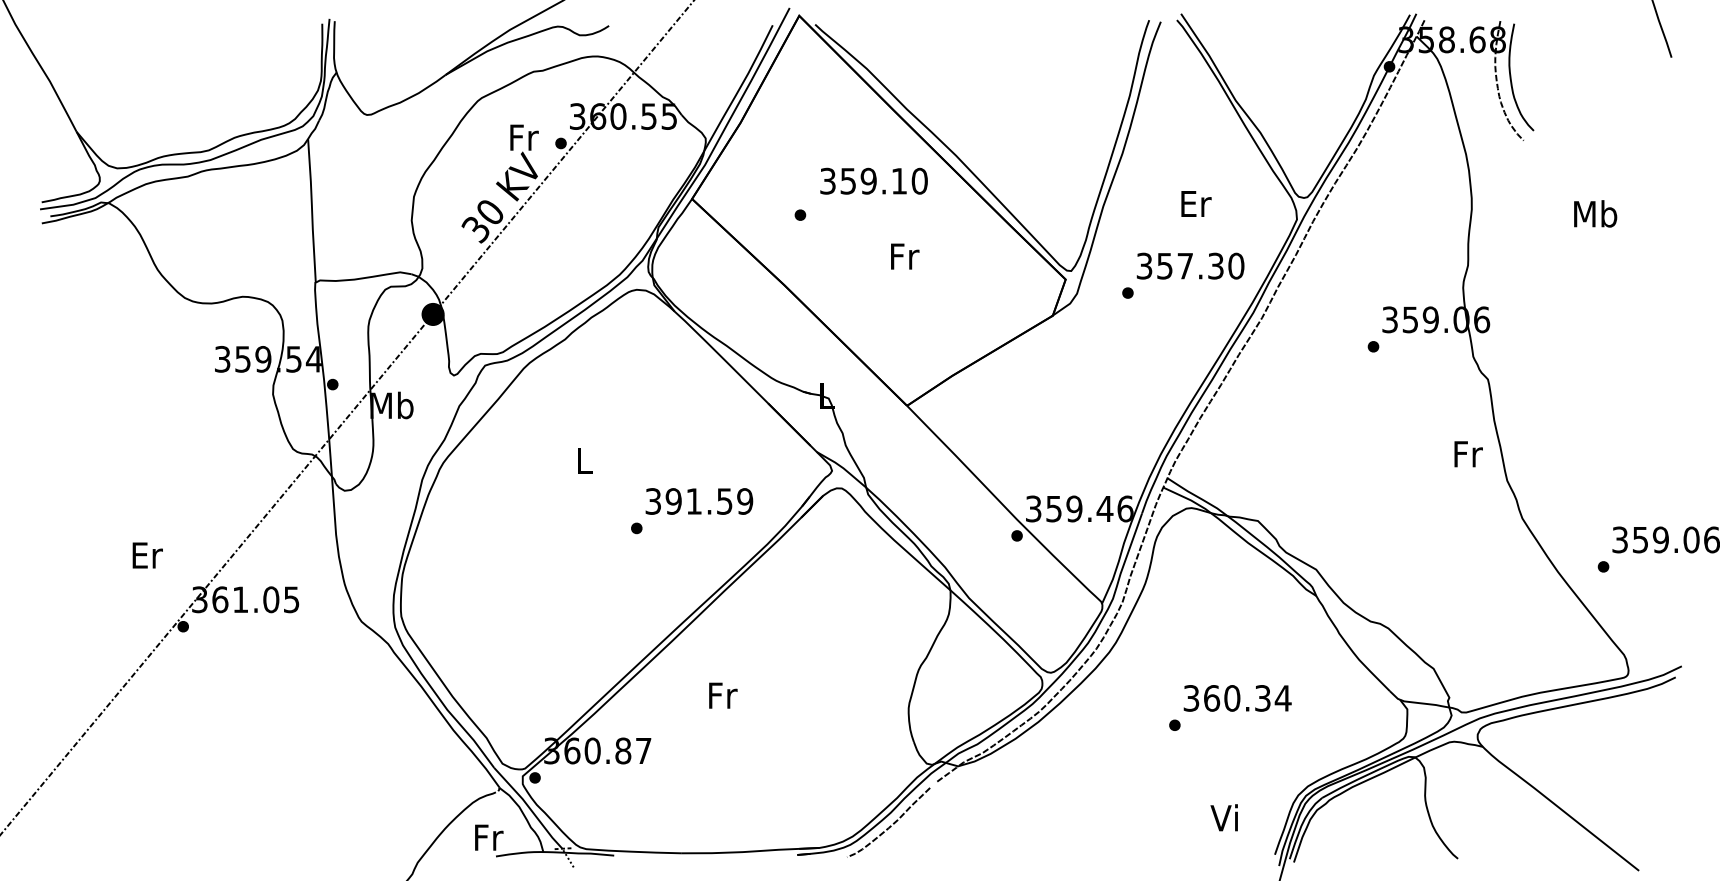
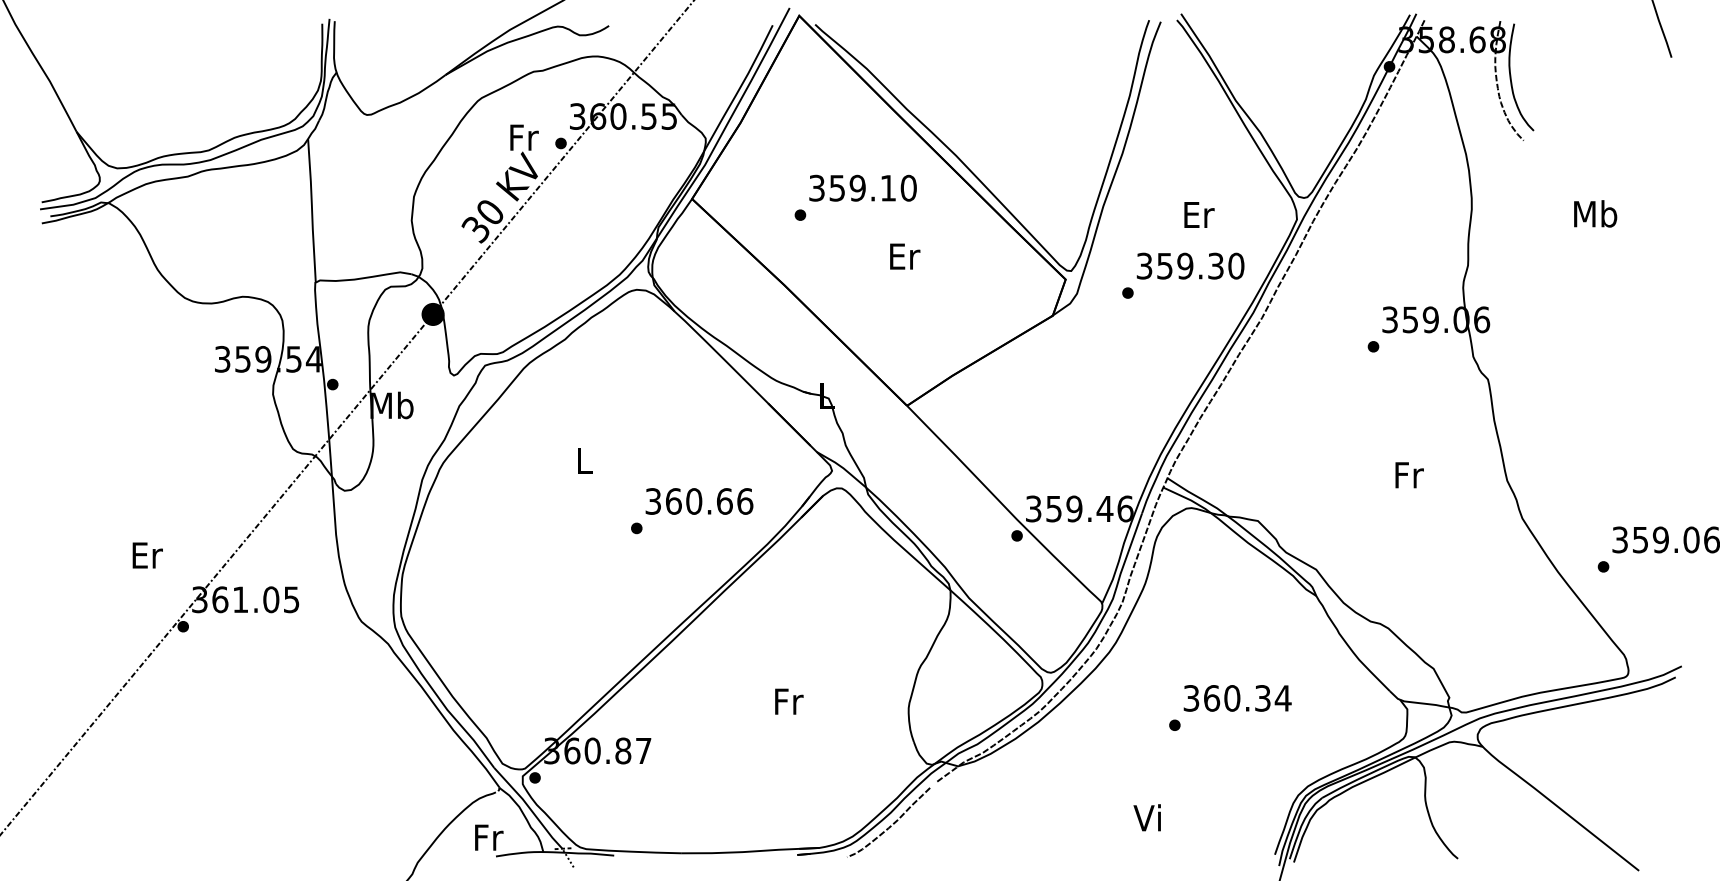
text position: (873, 180) -> (862, 187) (862, 187)
text position: (1196, 203) -> (1199, 214) (1199, 214)
text: Fr -> Er (905, 256)
text: 357.30 -> 359.30 (1185, 265)
text position: (1468, 454) -> (1409, 475) (1409, 475)
text: 391.59 -> 360.66 (709, 501)
text position: (723, 695) -> (789, 701) (789, 701)
text position: (1223, 817) -> (1146, 817) (1146, 817)
